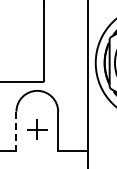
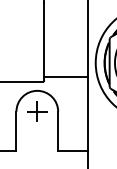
line: none -> present (66, 76)
part position: (37, 129) -> (37, 111) (37, 111)
line: dashed -> solid (16, 131)
